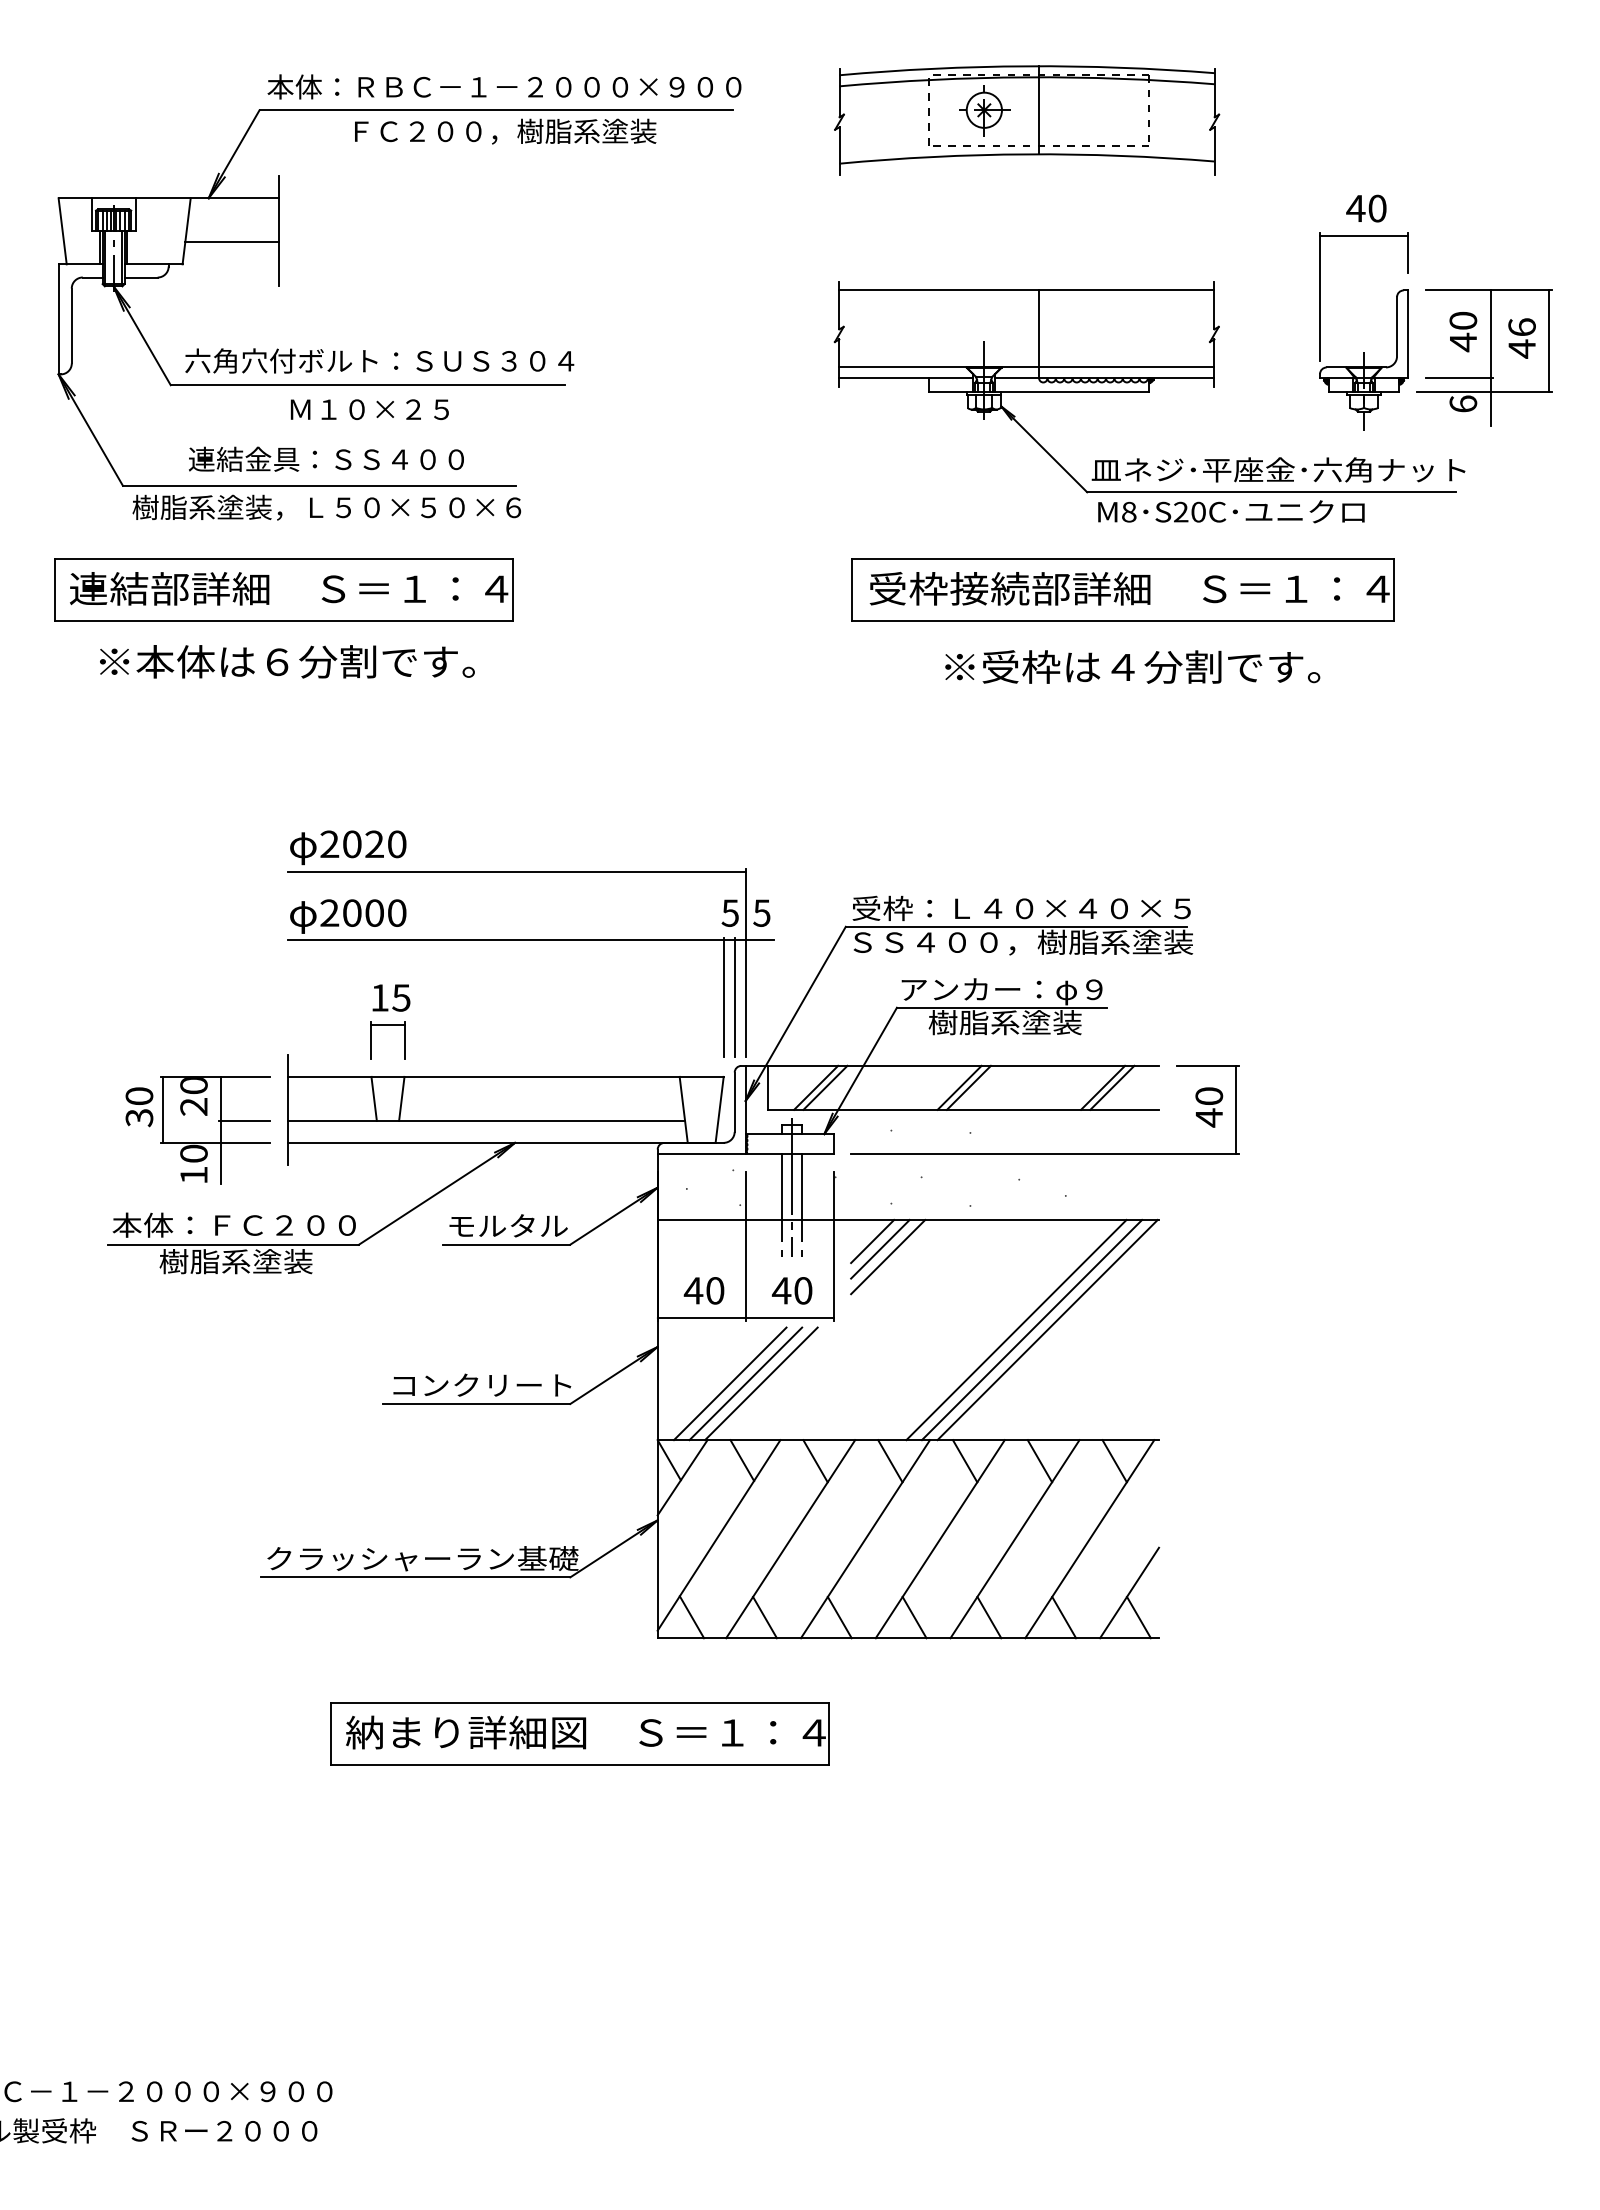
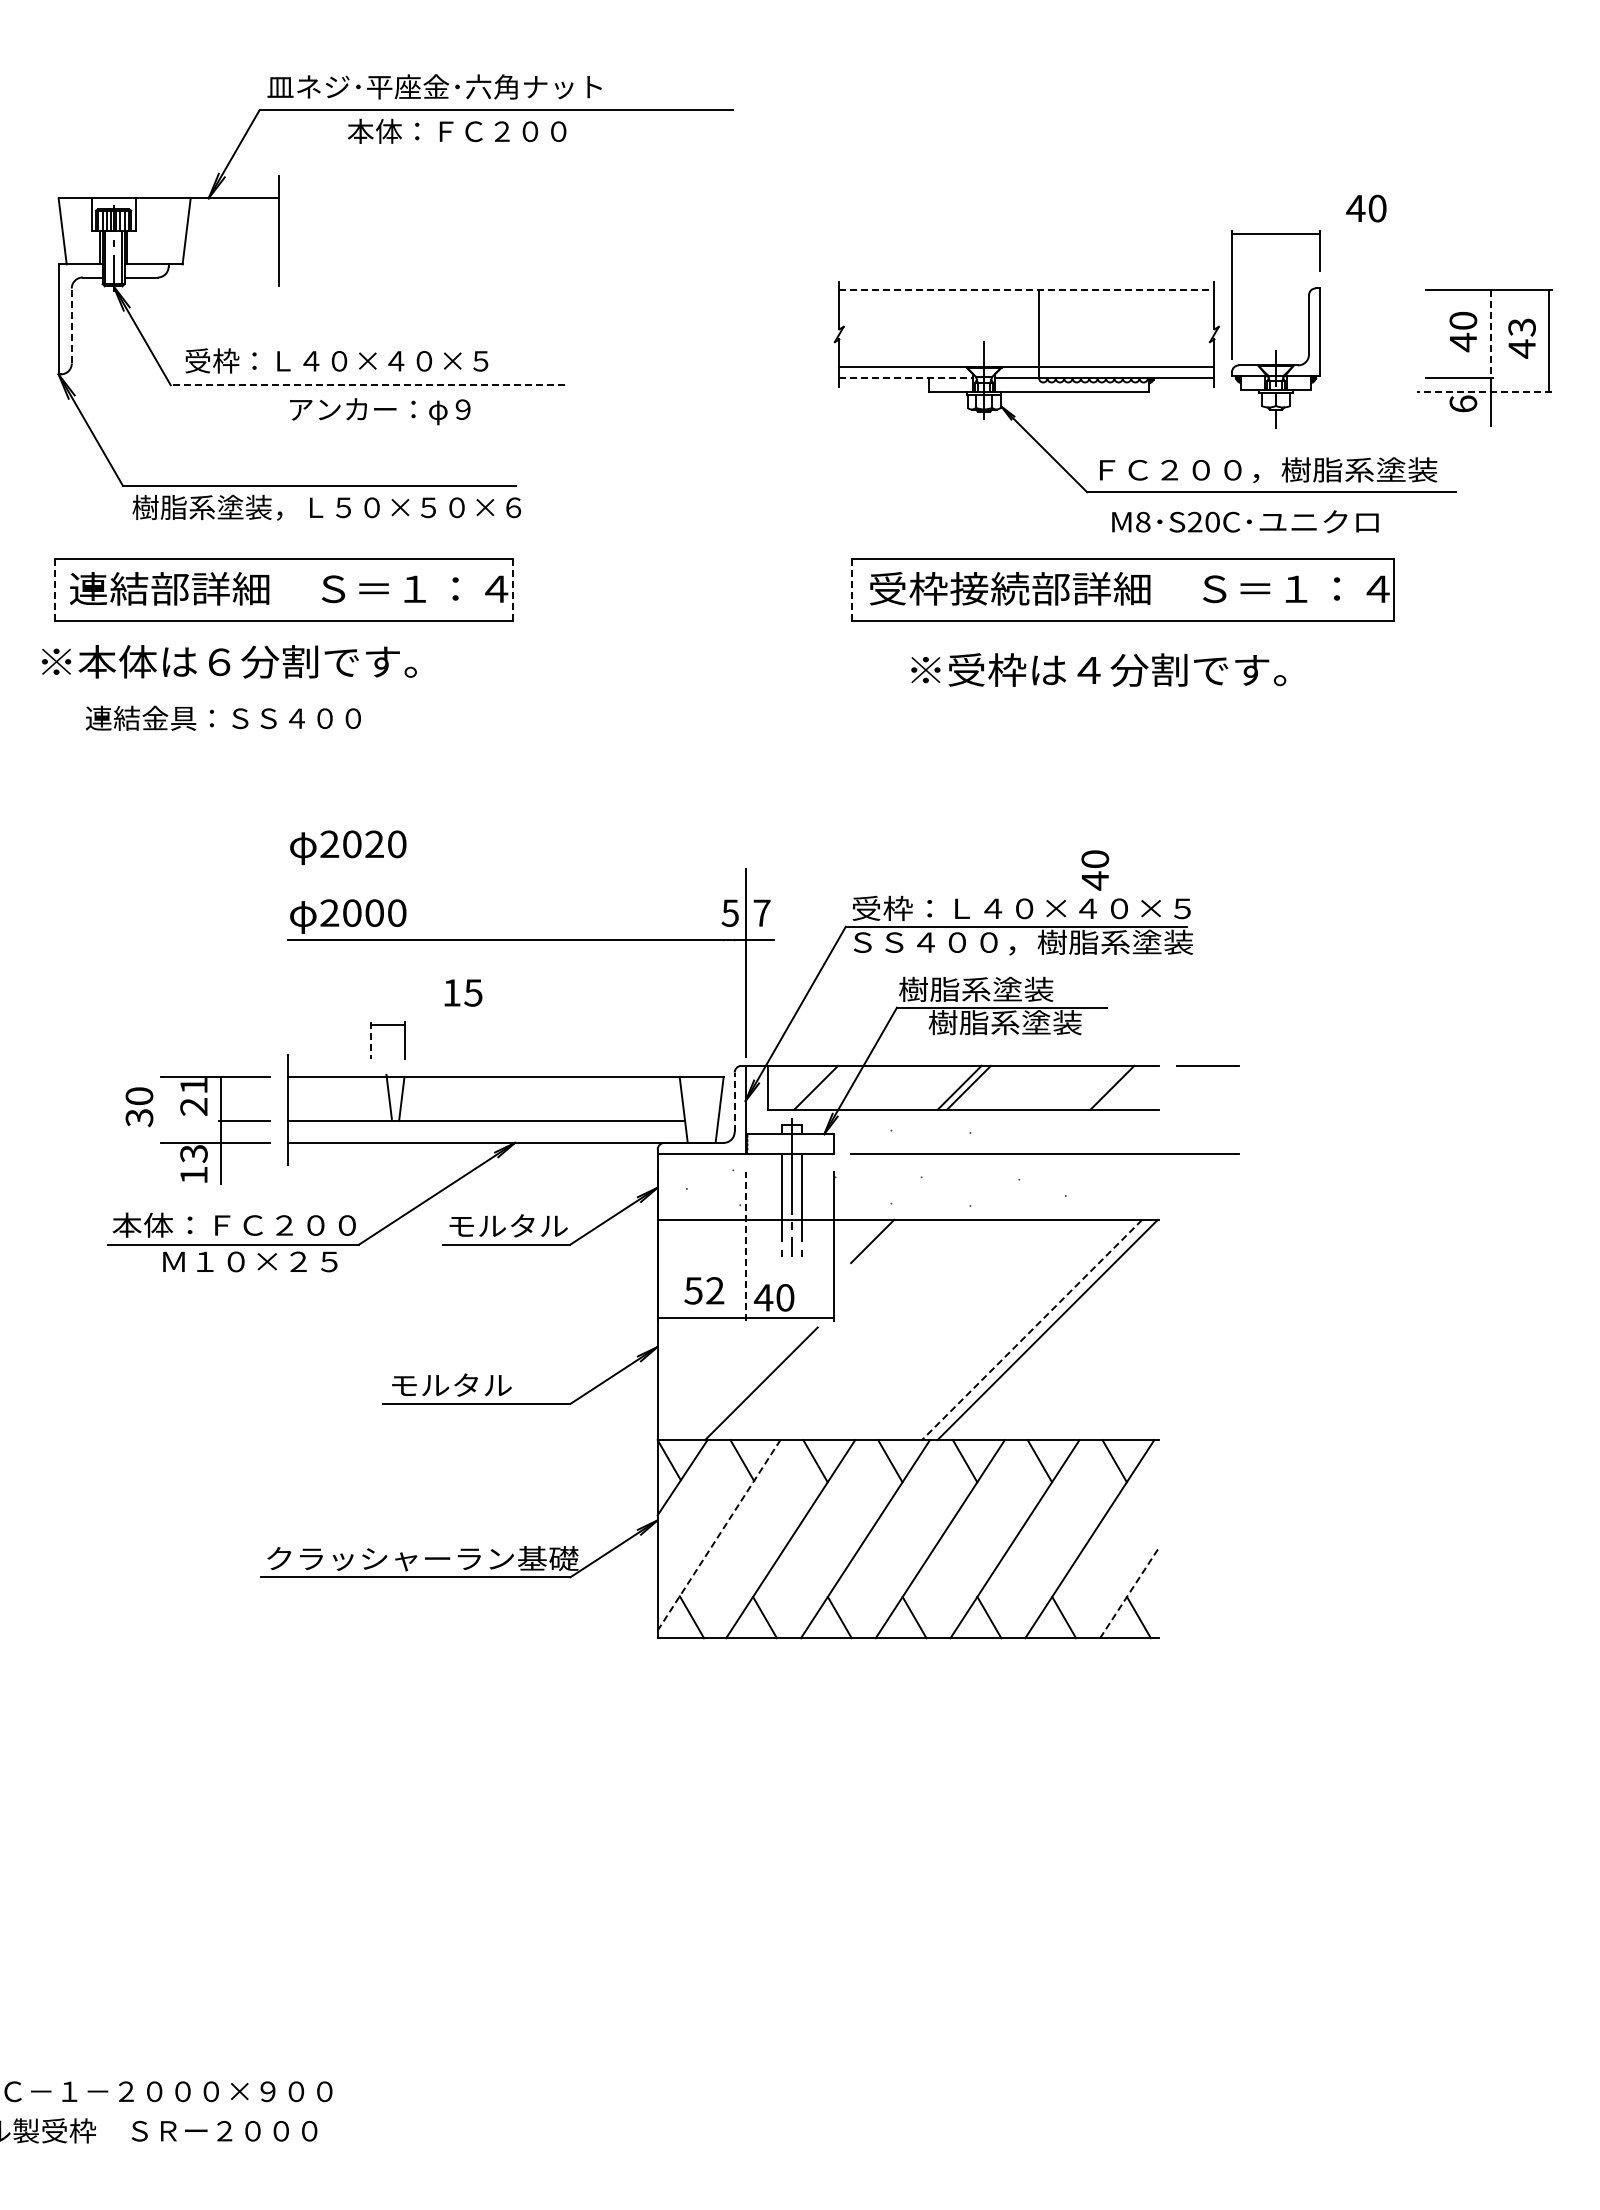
text: 本体：ＲＢＣ－１－２０００×９００ -> 皿ネジ･平座金･六角ナット (504, 86)
part: present -> none (1027, 120)
text: ＦＣ２００，樹脂系塗装 -> 本体：ＦＣ２００ (501, 131)
line: present -> none (231, 242)
line: solid -> dashed (1026, 290)
line: solid -> dashed (71, 325)
text: 46 -> 43 (1521, 327)
line: solid -> dashed (1490, 334)
part position: (1363, 352) -> (1275, 350) (1275, 350)
text: 六角穴付ボルト：ＳＵＳ３０４ -> 受枠：Ｌ４０×４０×５ (379, 360)
line: solid -> dashed (906, 378)
line: solid -> dashed (367, 385)
line: solid -> dashed (1484, 391)
text: Ｍ１０×２５ -> アンカー：φ９ (380, 411)
text position: (326, 458) -> (223, 717) (223, 717)
text: 皿ネジ･平座金･六角ナット -> ＦＣ２００，樹脂系塗装 (1278, 469)
text position: (1231, 511) -> (1245, 521) (1245, 521)
line: solid -> dashed (55, 590)
line: solid -> dashed (512, 590)
line: solid -> dashed (851, 590)
text position: (287, 661) -> (229, 661) (229, 661)
text position: (1132, 666) -> (1098, 669) (1098, 669)
line: present -> none (516, 871)
text: 5 -> 7 (761, 912)
text: アンカー：φ９ -> 樹脂系塗装 (1000, 990)
text position: (391, 997) -> (463, 992) (463, 992)
line: present -> none (723, 997)
line: present -> none (734, 997)
line: solid -> dashed (371, 1041)
text: 20 -> 21 (193, 1085)
line: present -> none (825, 1087)
line: present -> none (1103, 1087)
line position: (373, 1098) -> (388, 1096) (388, 1096)
line: solid -> dashed (734, 1102)
text position: (1209, 1107) -> (1095, 870) (1095, 870)
line: present -> none (163, 1109)
line: present -> none (1236, 1109)
text: 10 -> 13 (193, 1153)
line: solid -> dashed (745, 1246)
line: present -> none (880, 1248)
line: present -> none (888, 1256)
text: 樹脂系塗装 -> Ｍ１０×２５ (248, 1261)
text: 40 -> 52 (703, 1290)
text position: (791, 1290) -> (773, 1297) (773, 1297)
line: present -> none (1016, 1329)
line: solid -> dashed (1032, 1330)
line: present -> none (729, 1383)
line: present -> none (745, 1383)
text: コンクリート -> モルタル (481, 1384)
line: solid -> dashed (719, 1534)
line: solid -> dashed (1129, 1593)
part: present -> none (579, 1733)
